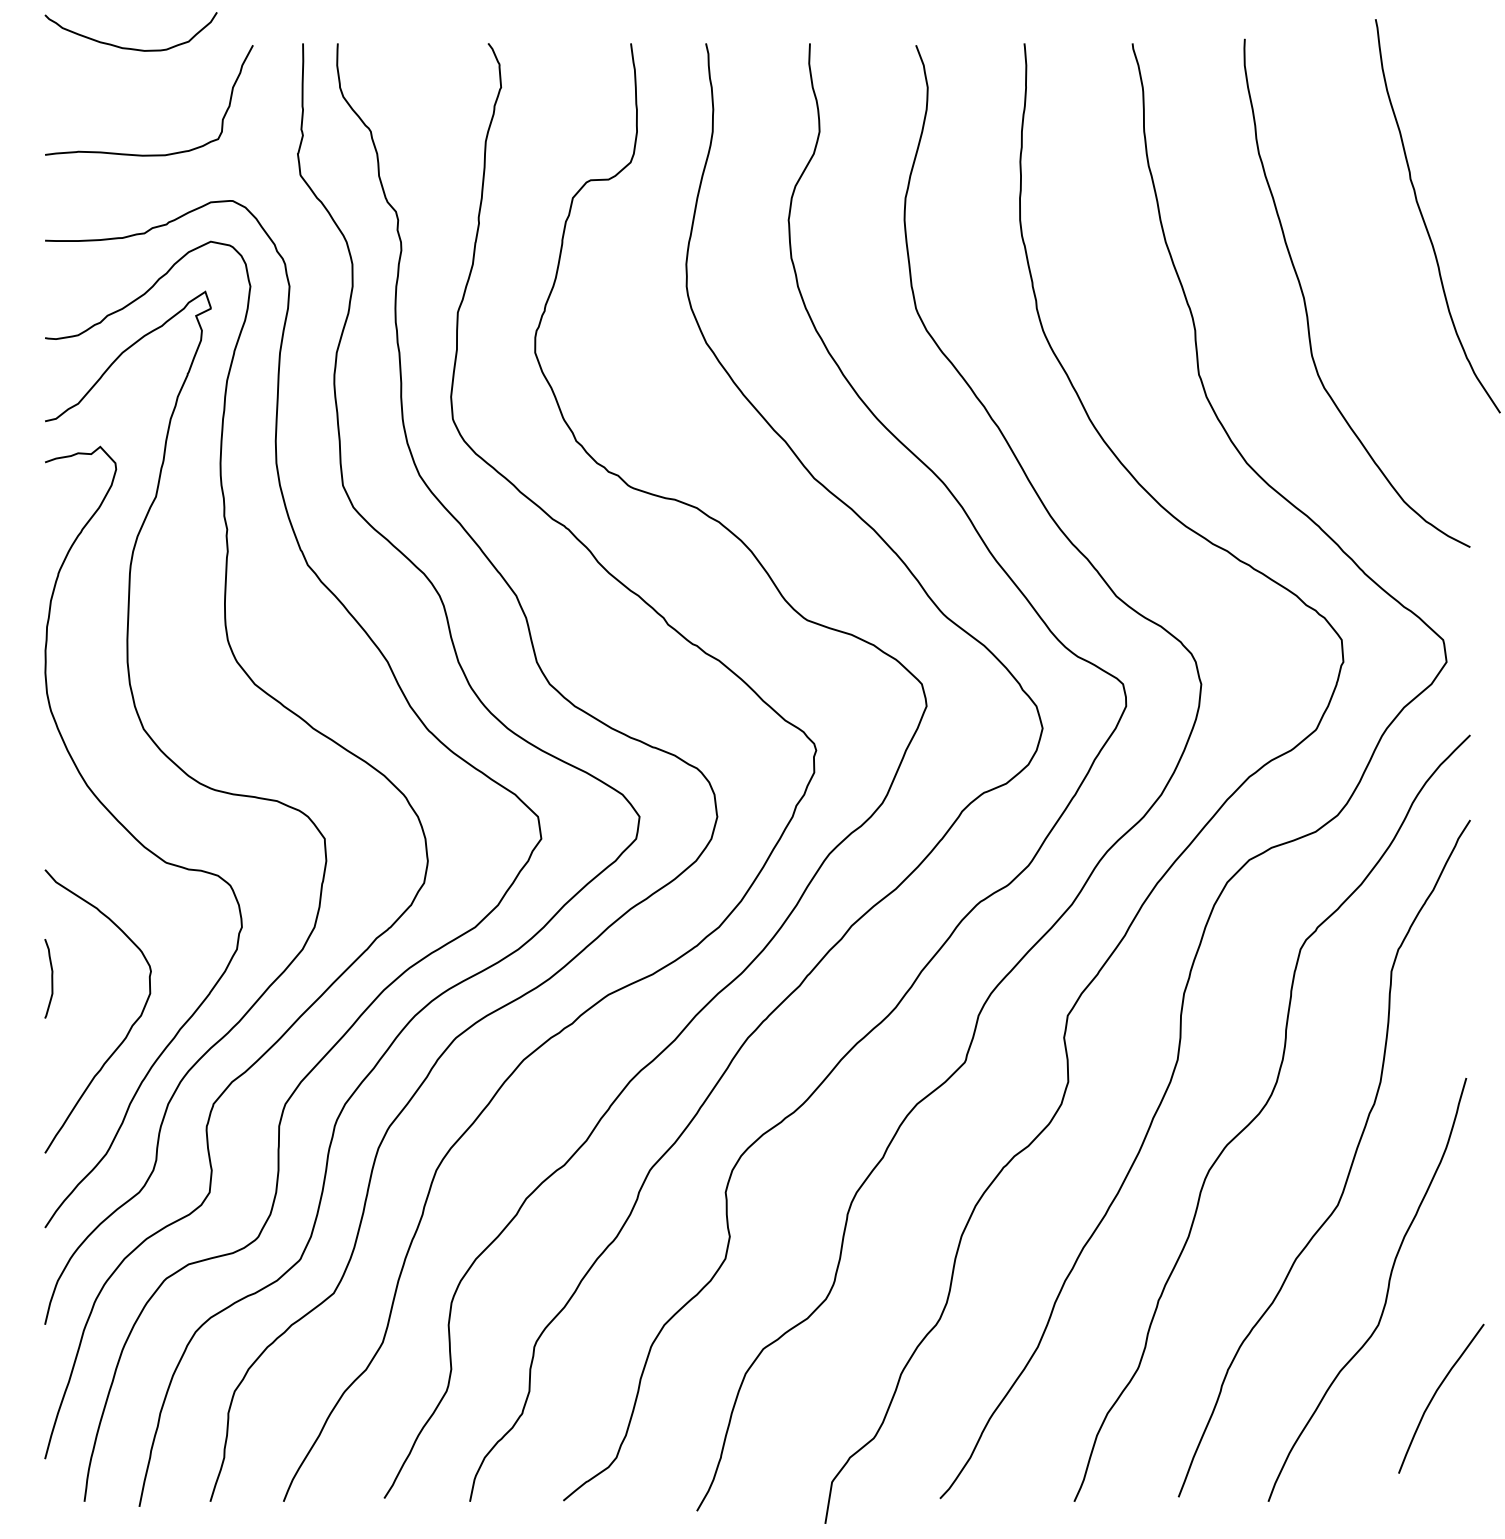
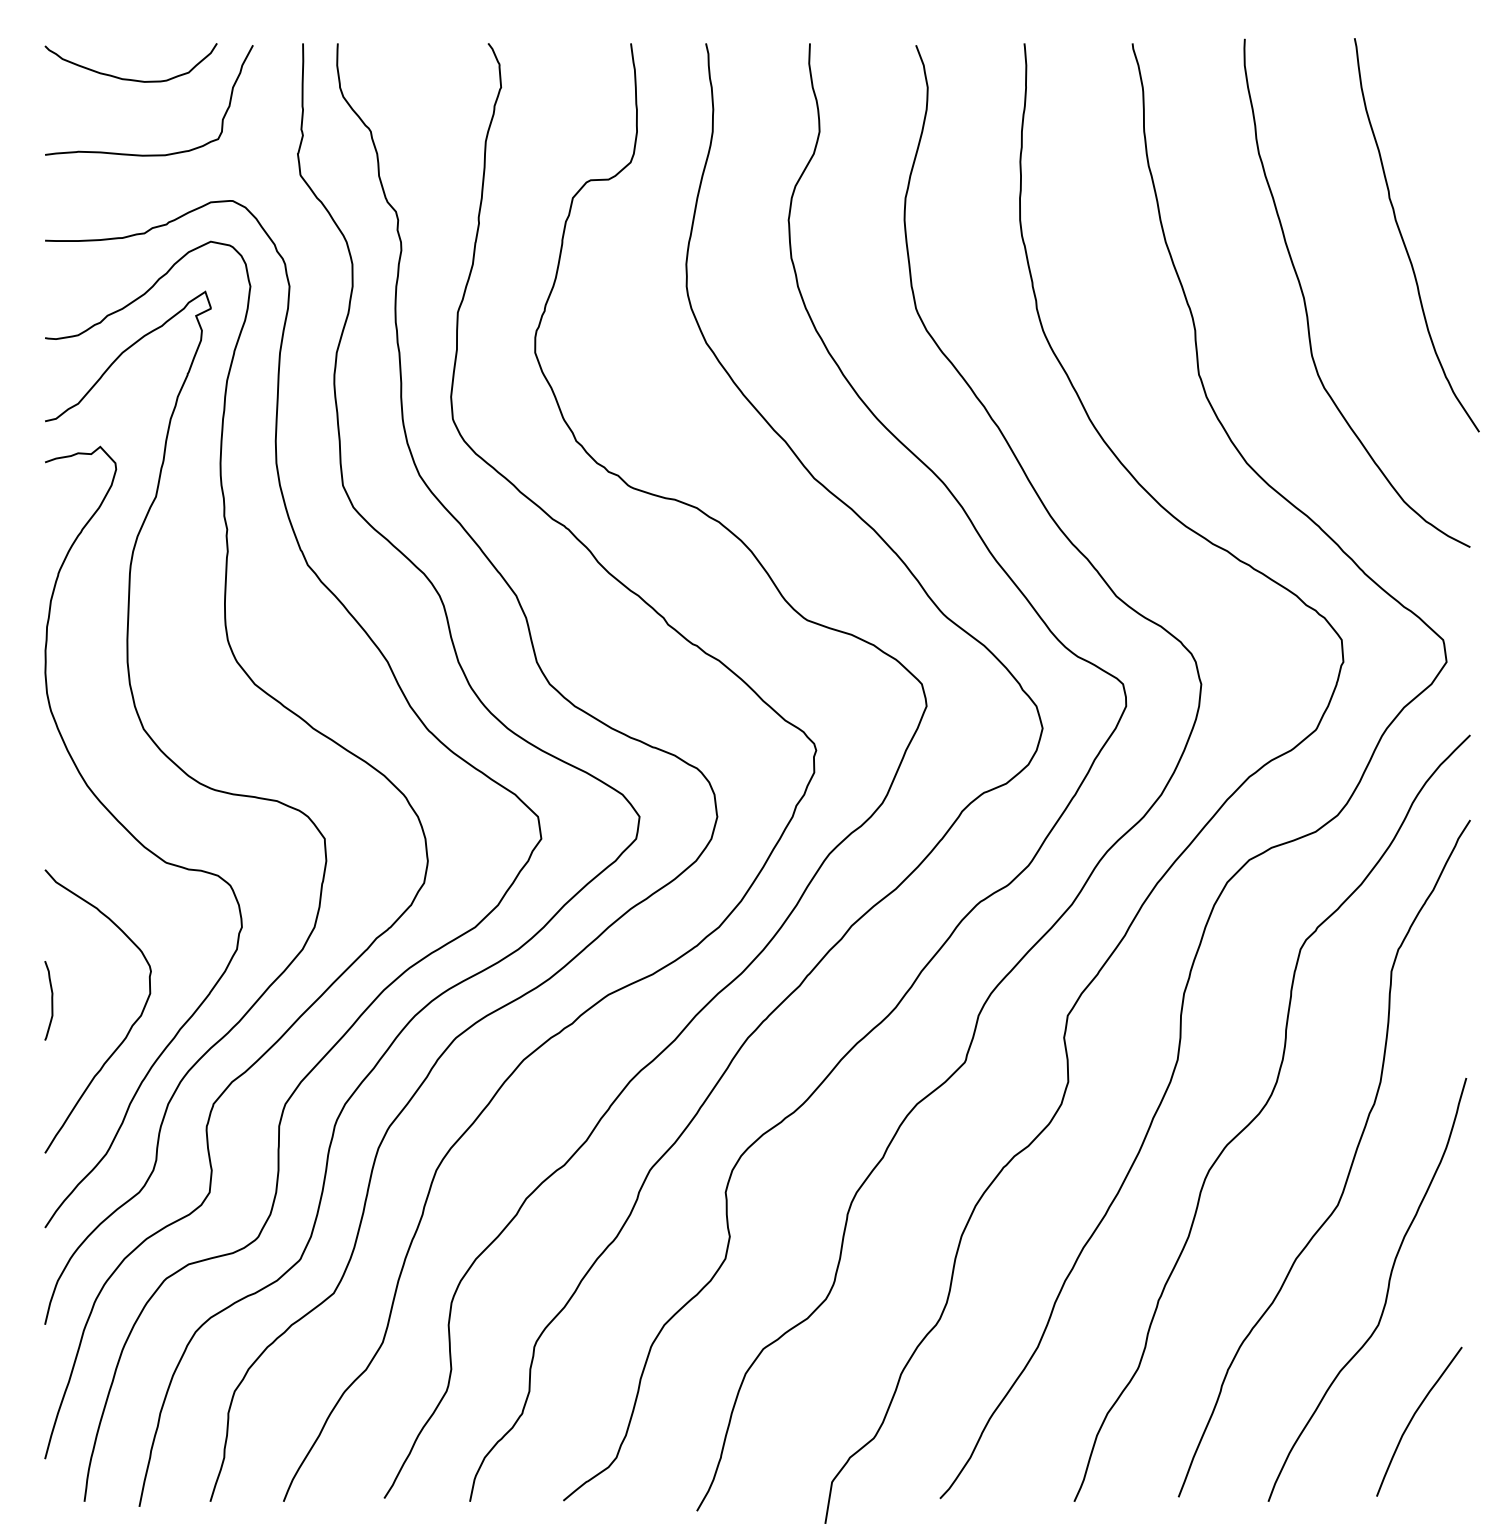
curve position: (128, 47) -> (128, 78) (128, 78)
curve position: (1424, 219) -> (1403, 238) (1403, 238)
curve position: (51, 978) -> (51, 1000) (51, 1000)
curve position: (1435, 1395) -> (1413, 1418) (1413, 1418)
